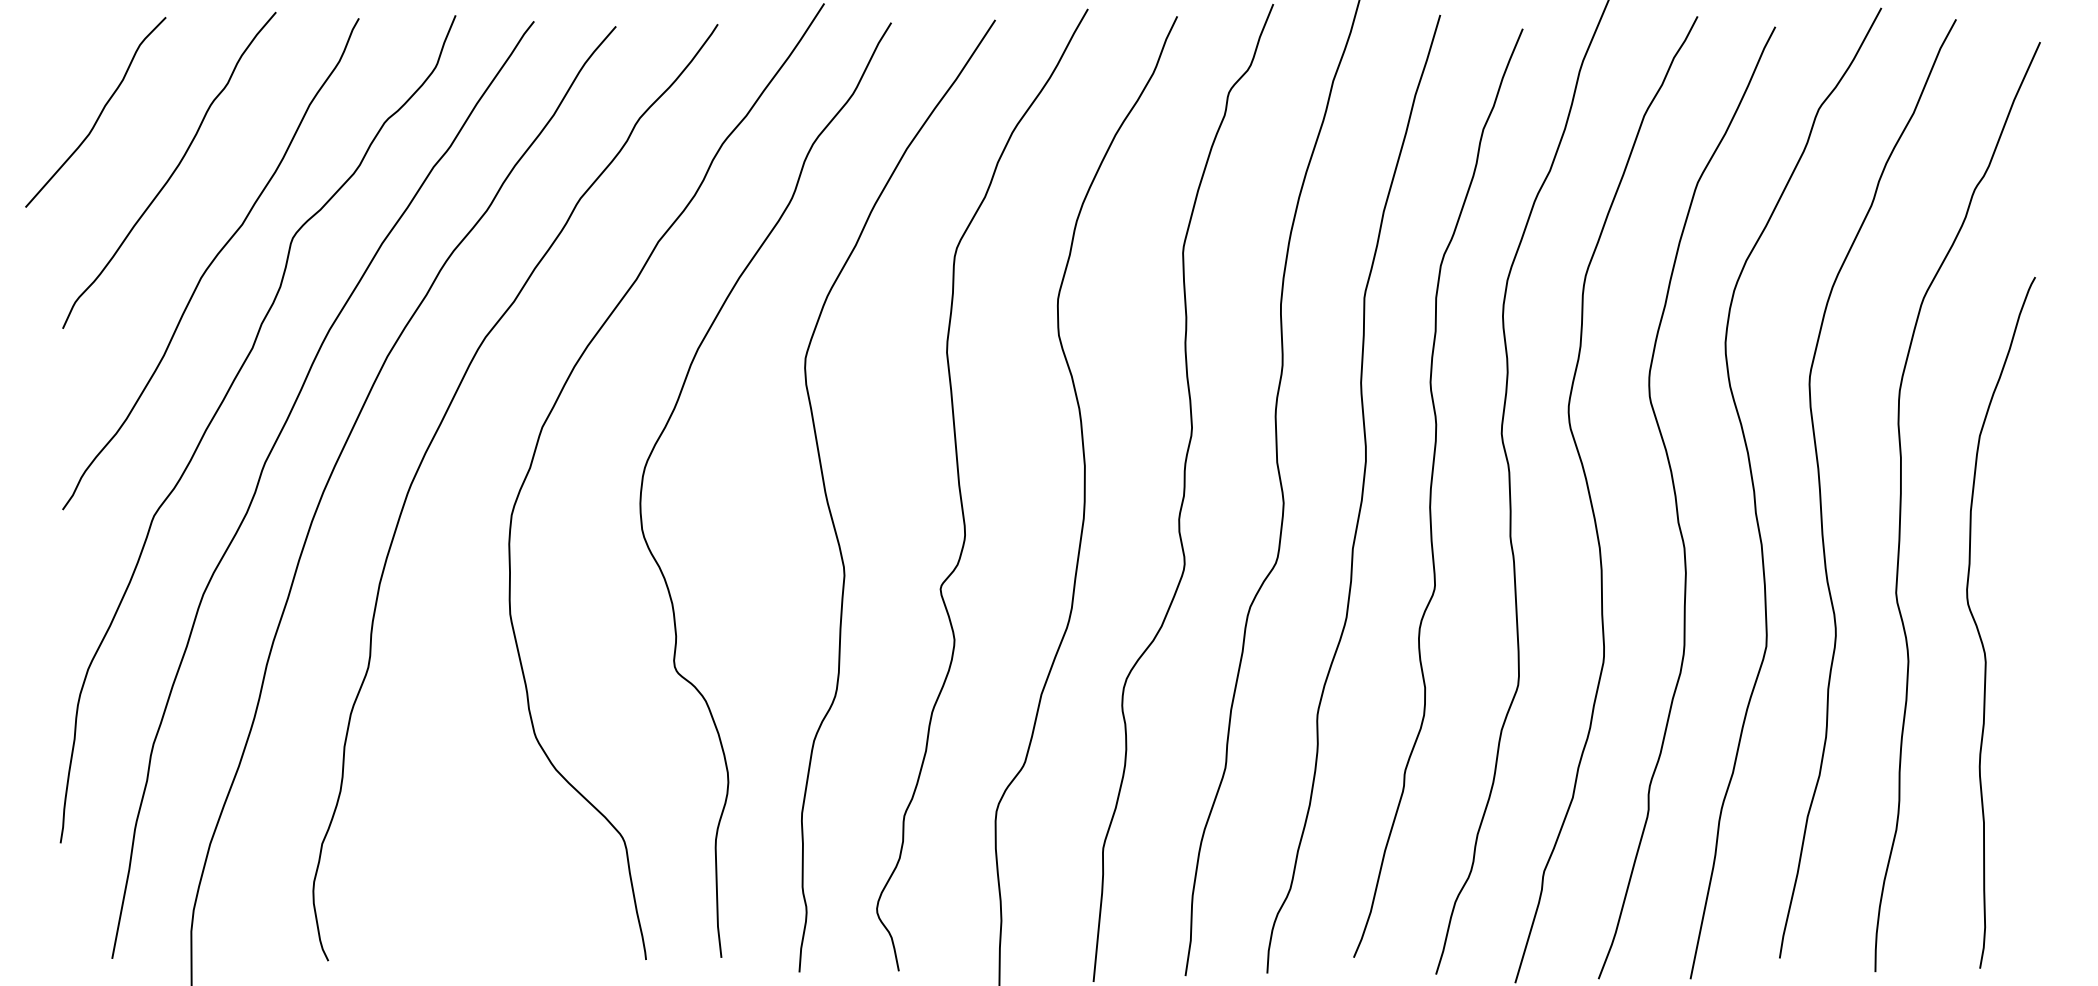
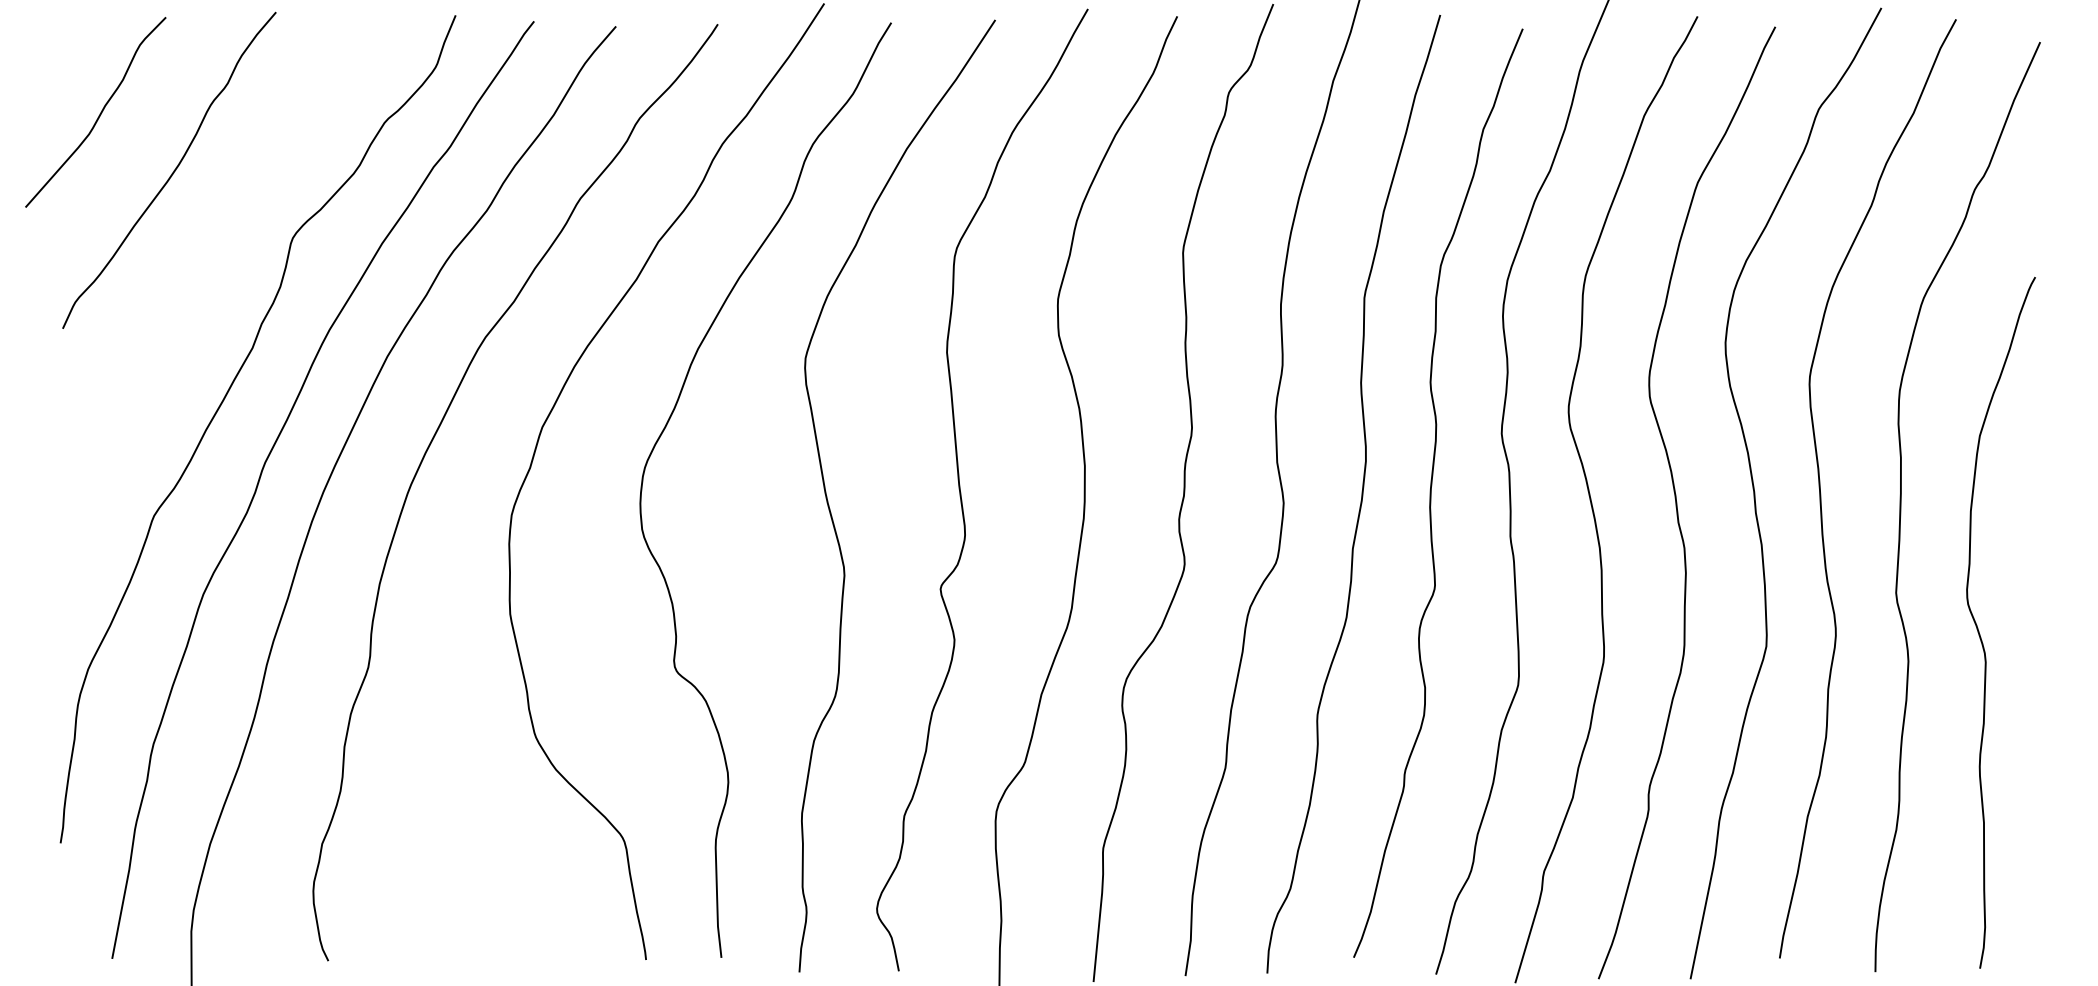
curve: present -> none (210, 264)
